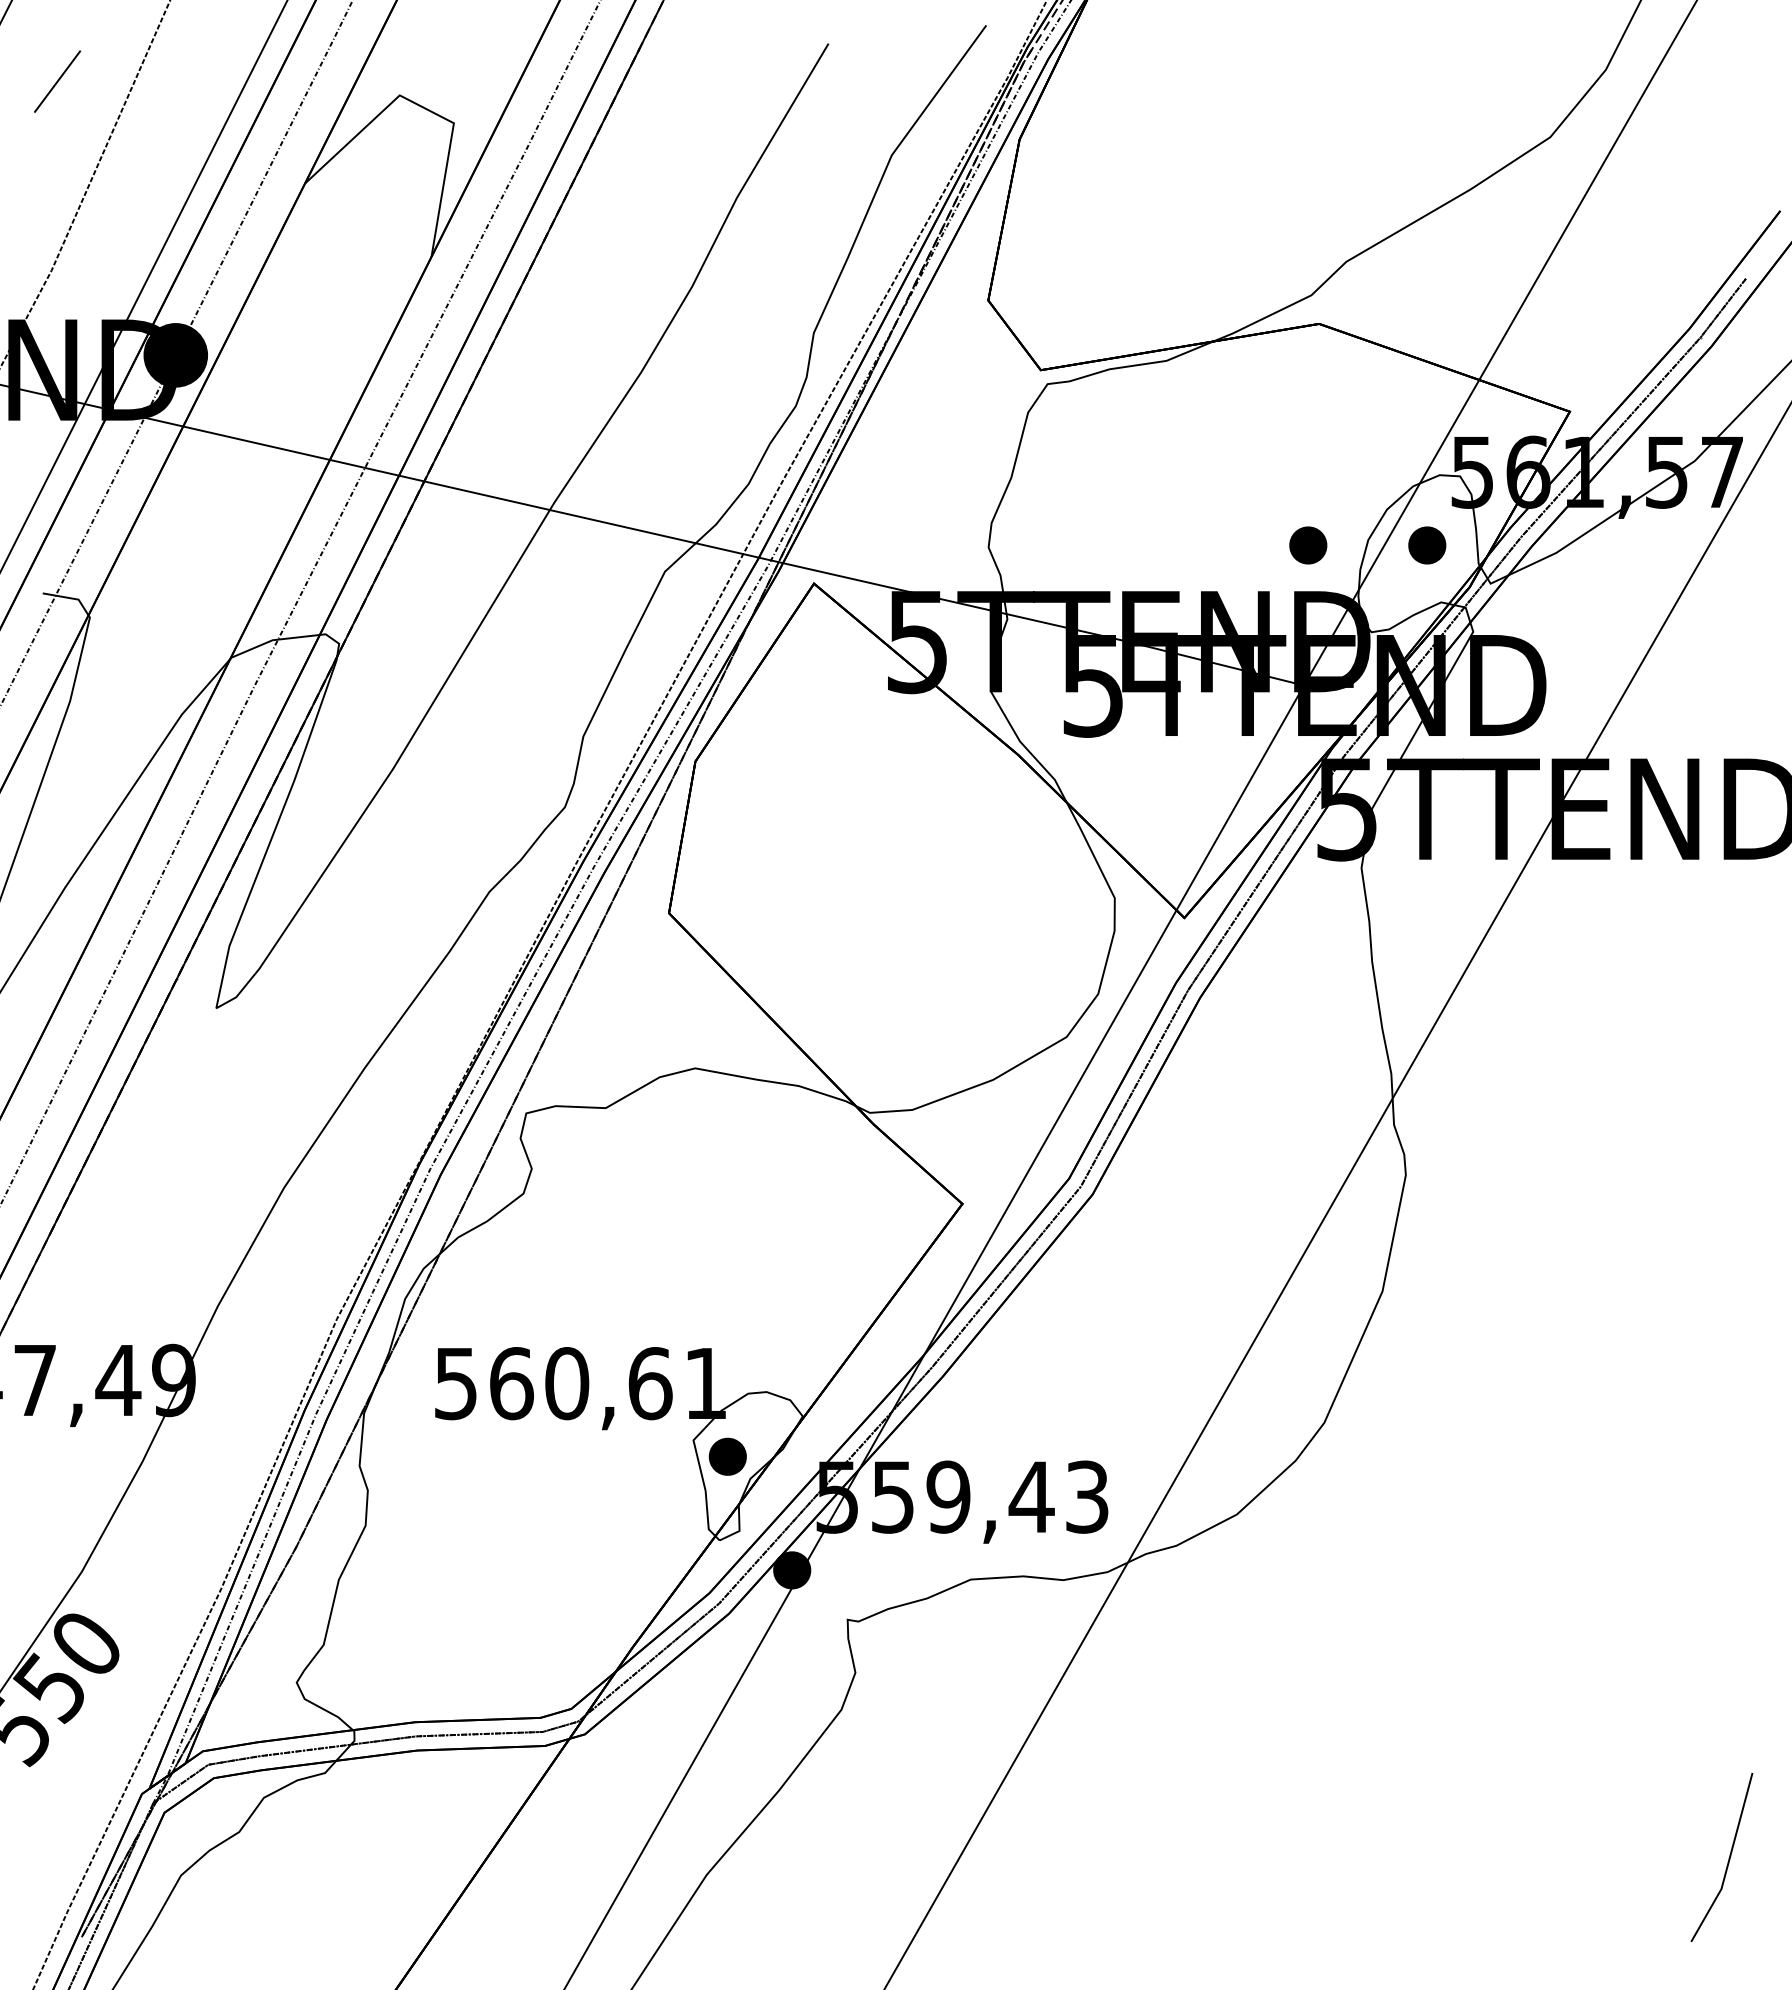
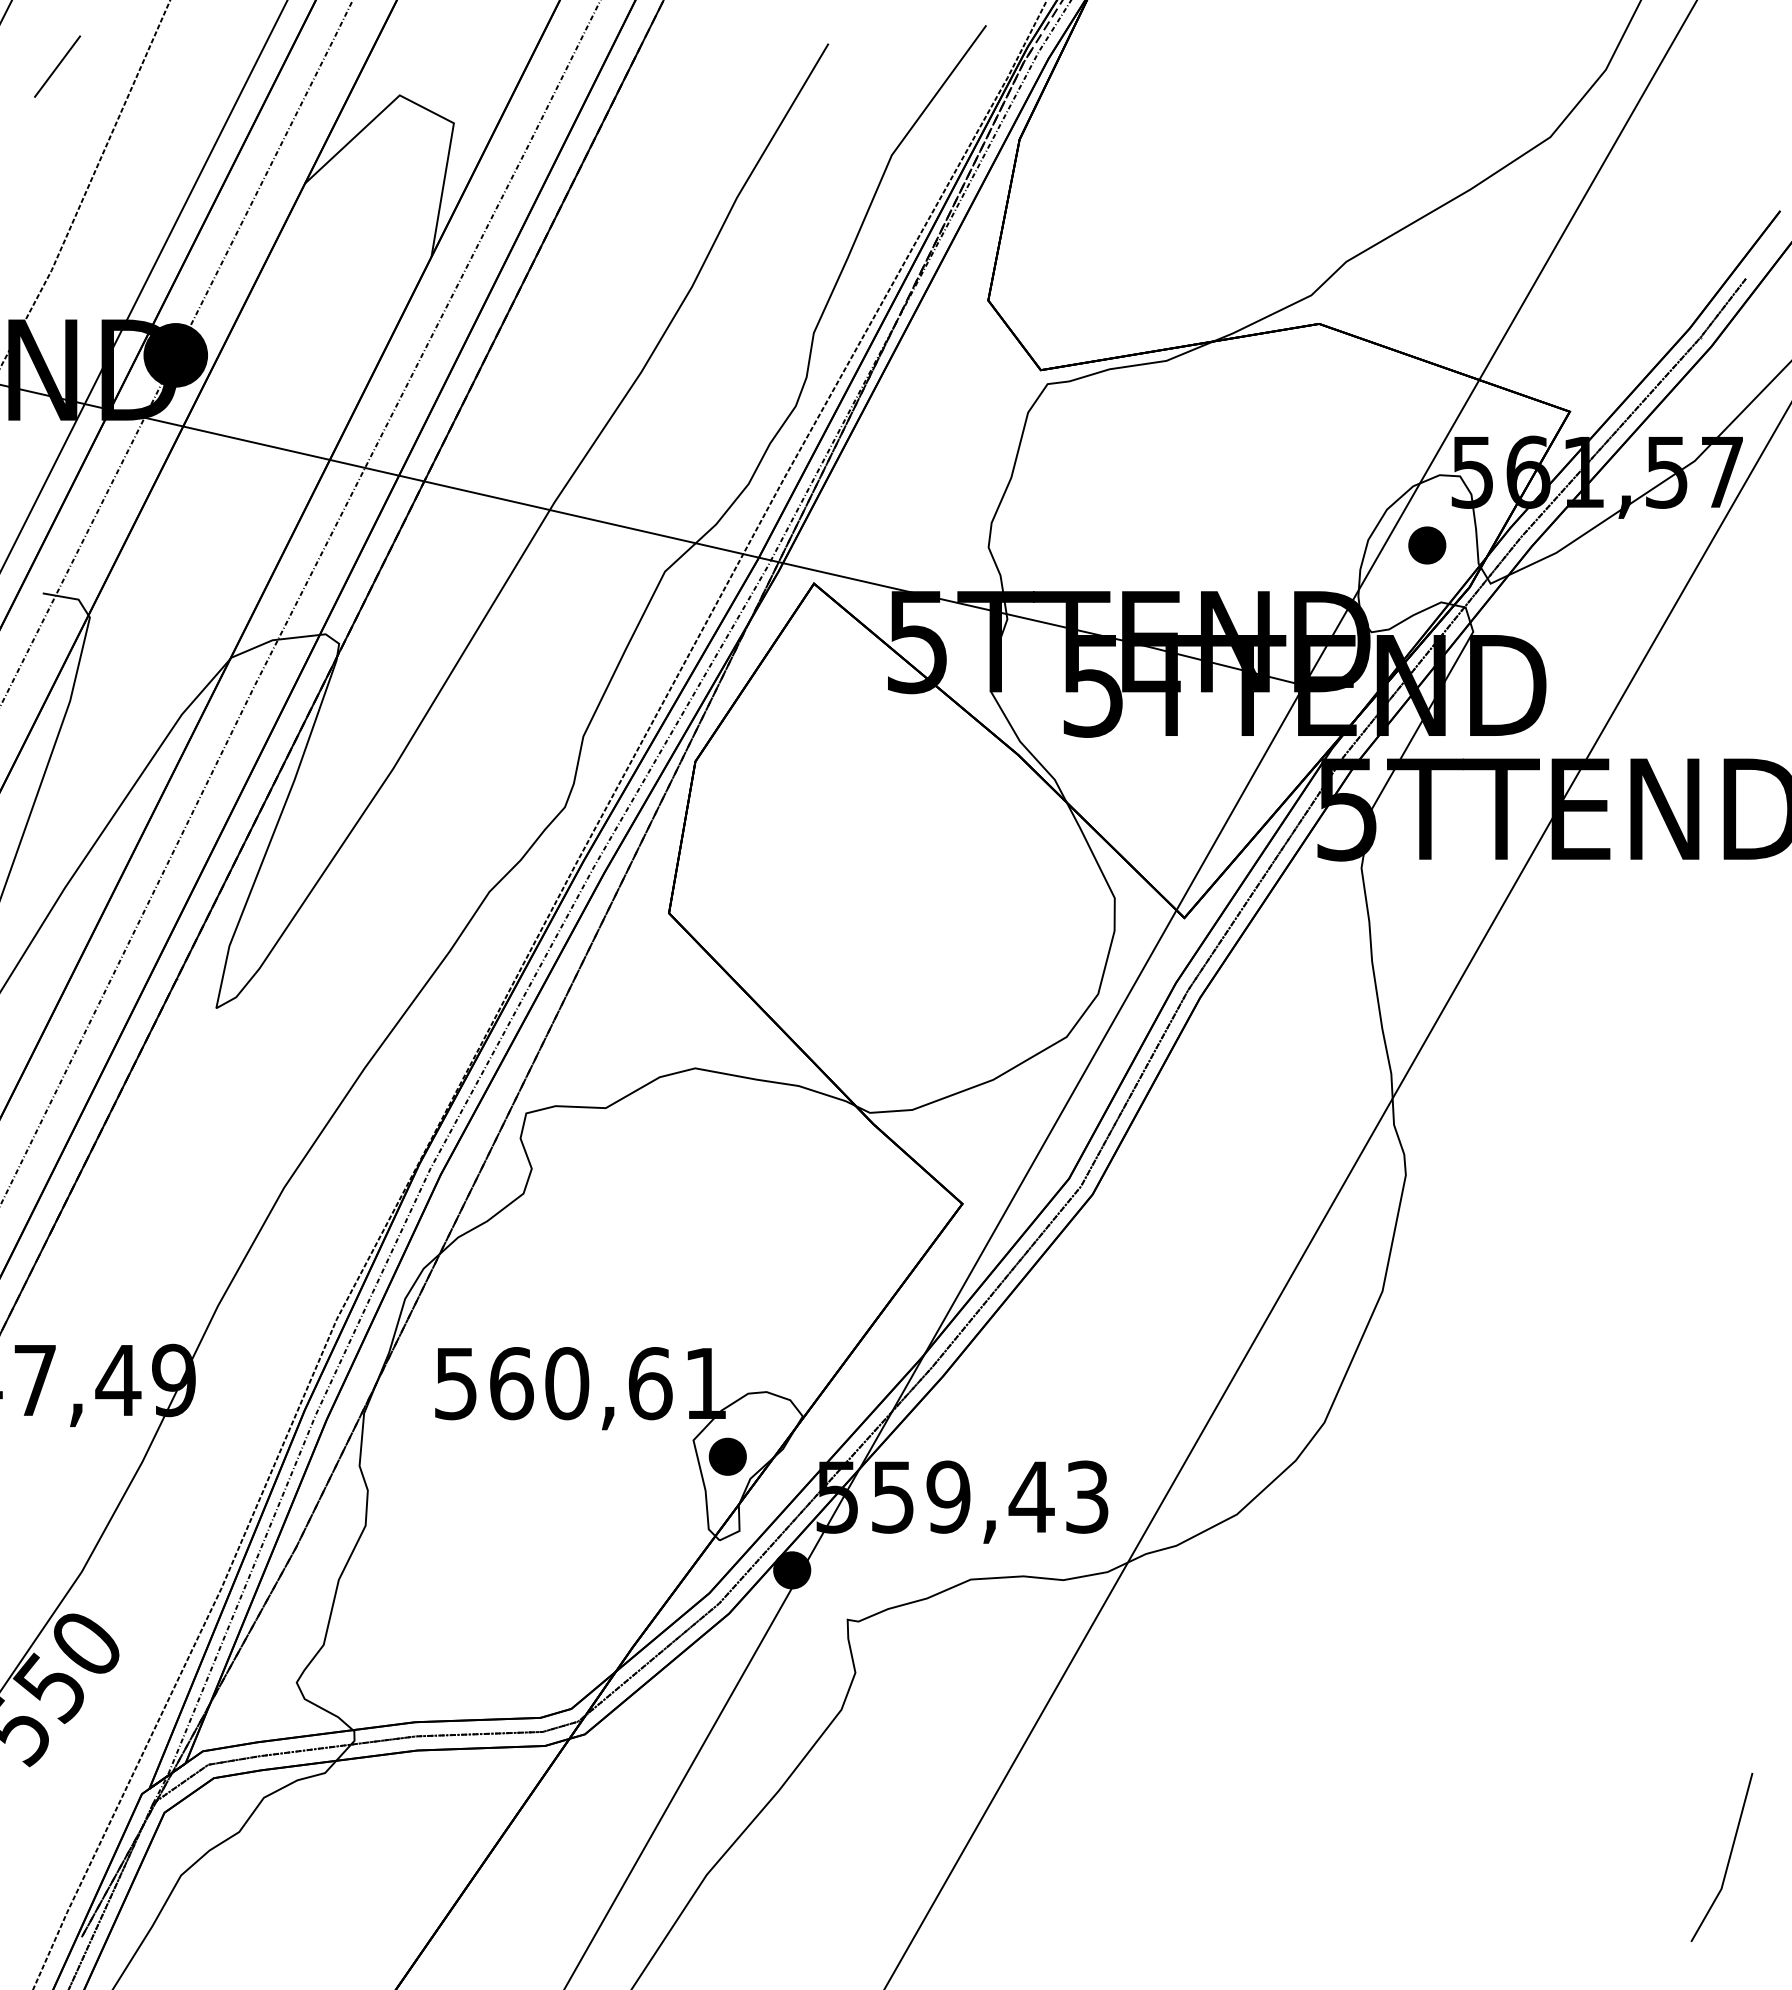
line position: (57, 81) -> (57, 66) (57, 66)
part: present -> none (1308, 545)
